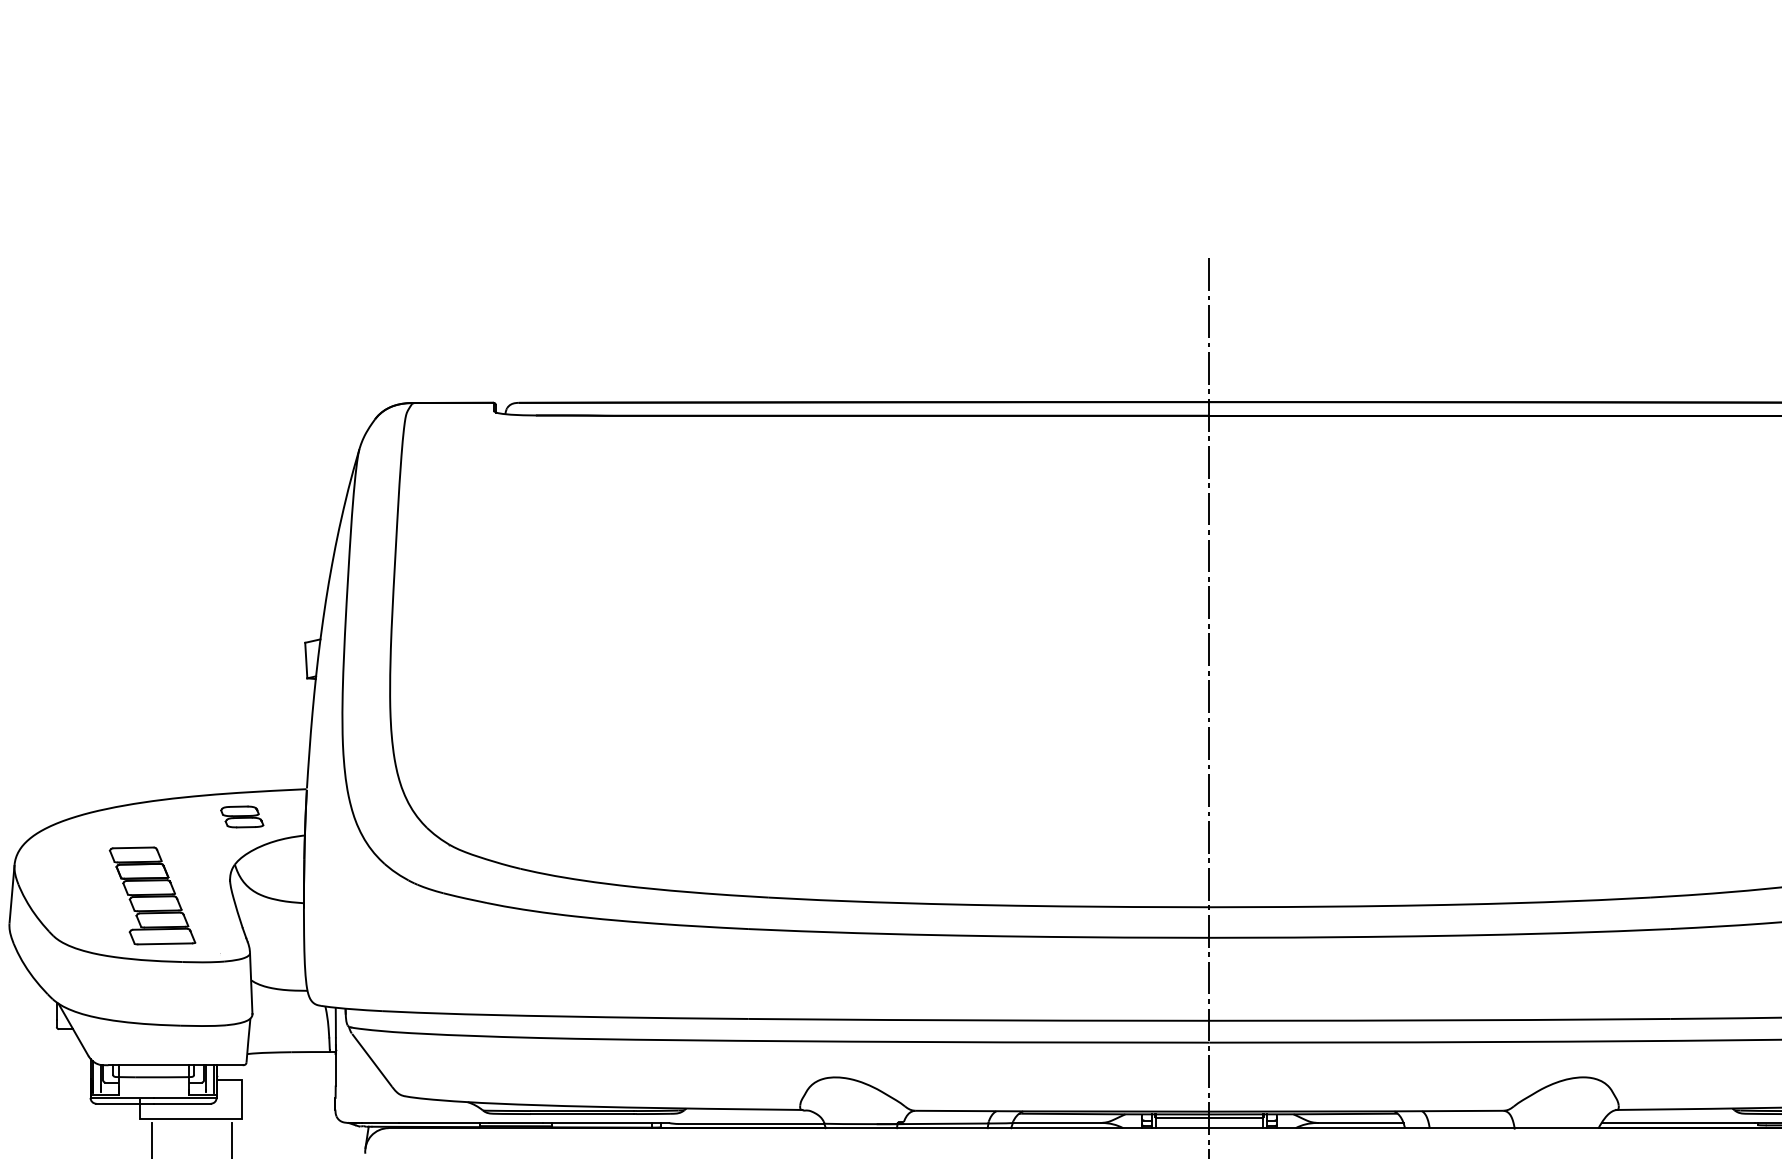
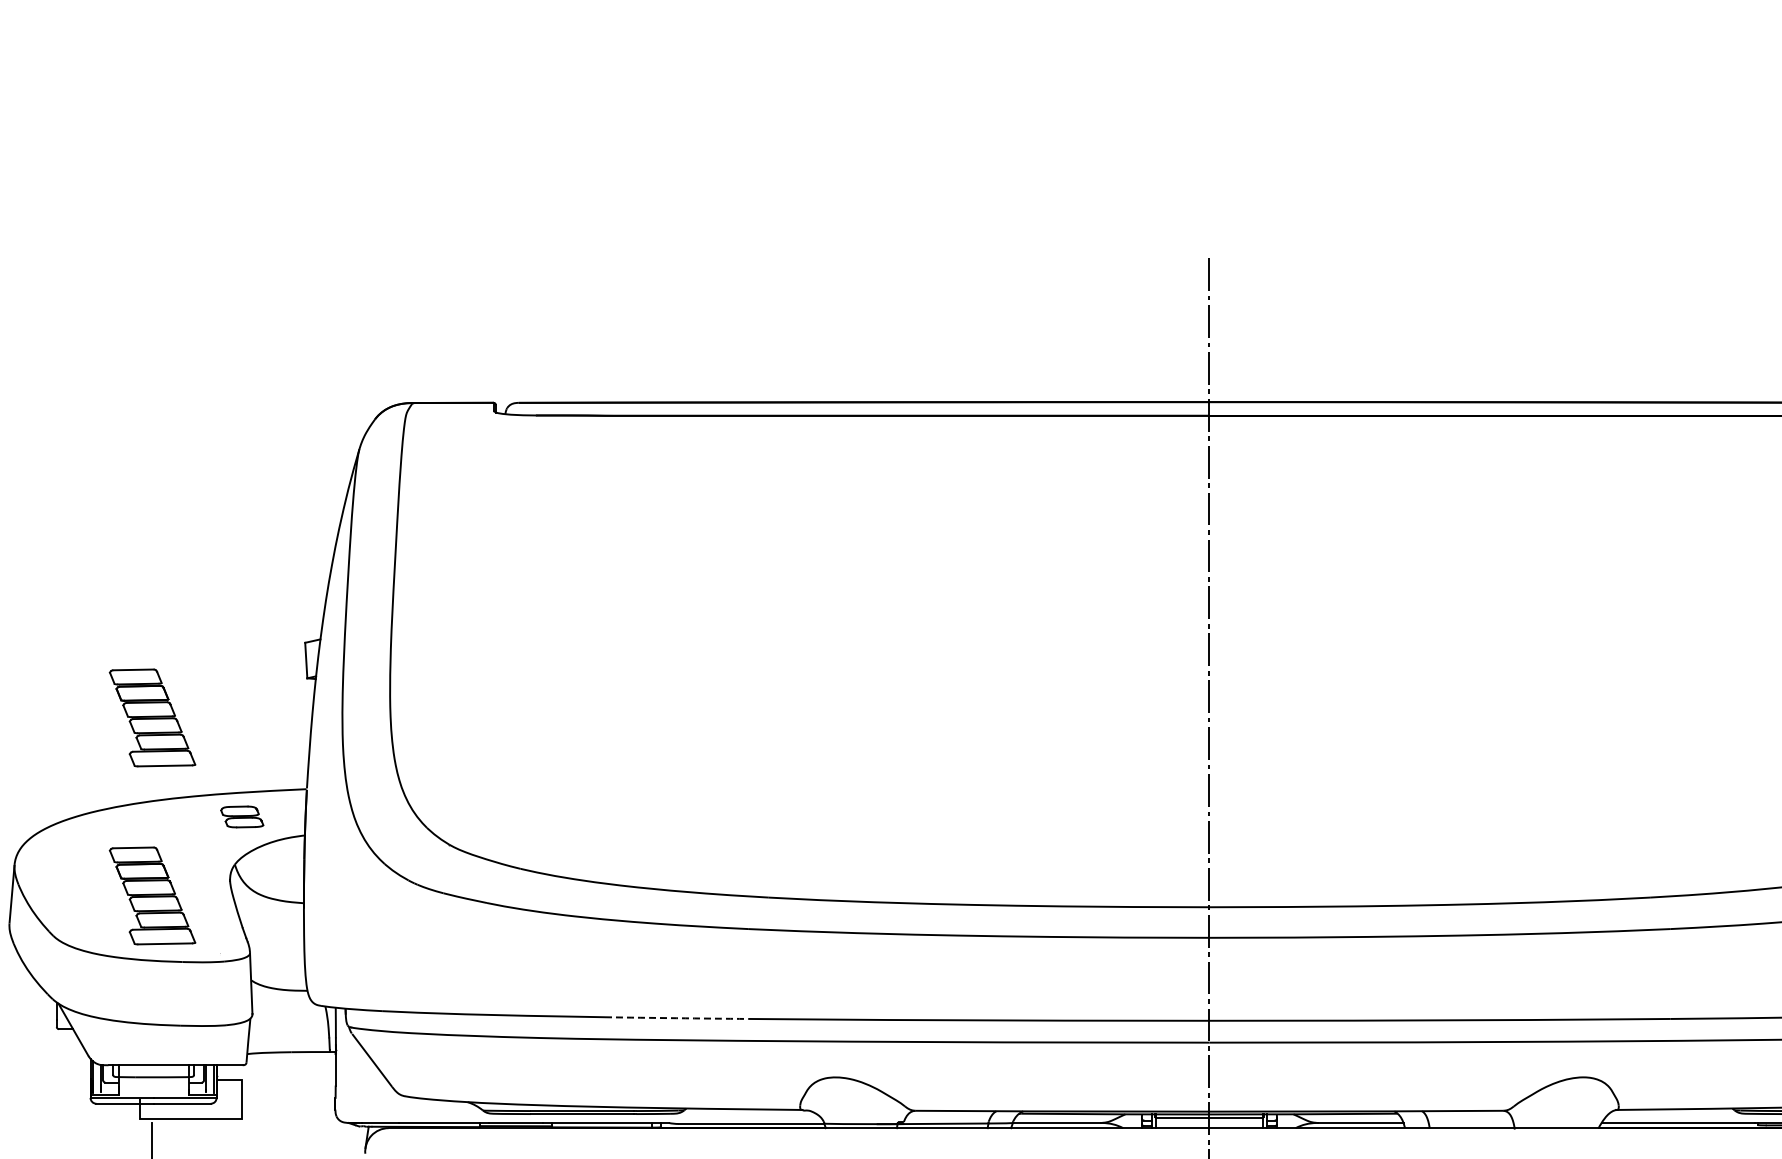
part: none -> present (152, 717)
arc: solid -> dashed (676, 1018)
line: present -> none (231, 1139)
